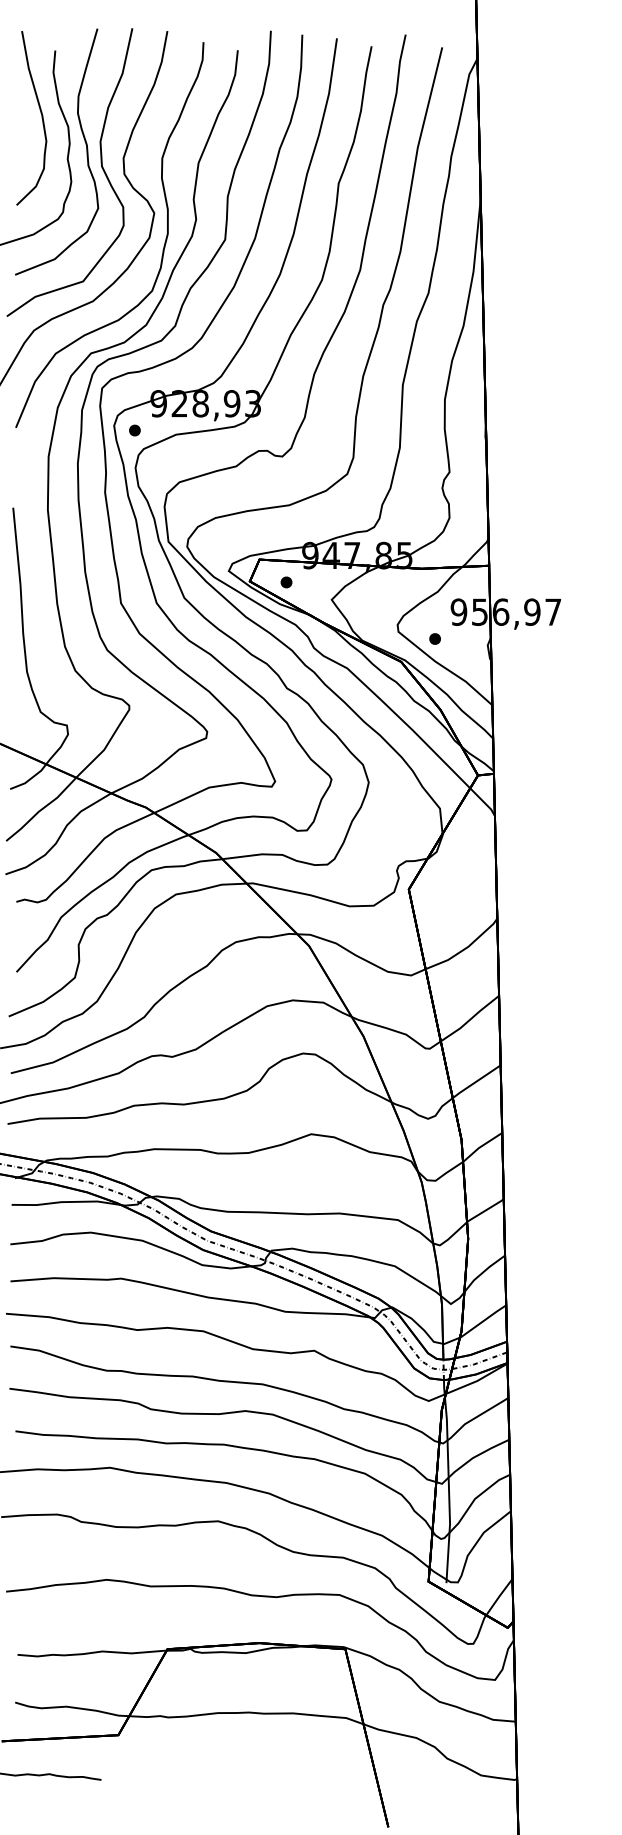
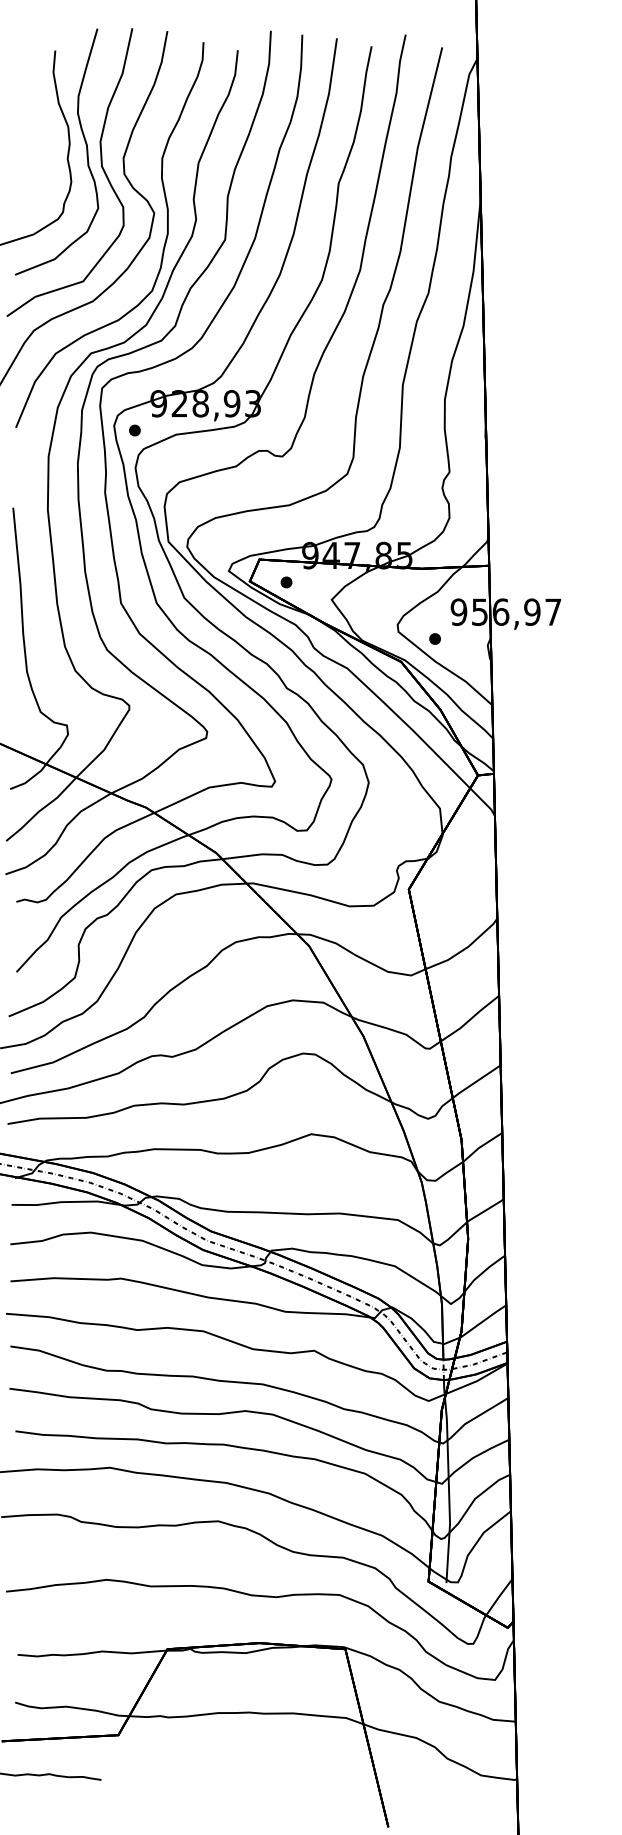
curve: present -> none (41, 118)
